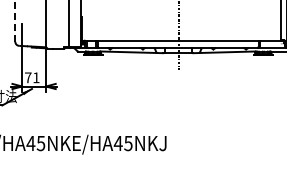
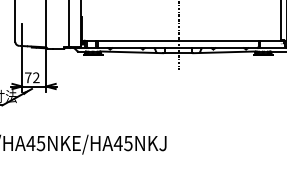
line: dashed -> solid (15, 21)
text: 71 -> 72 (36, 77)
